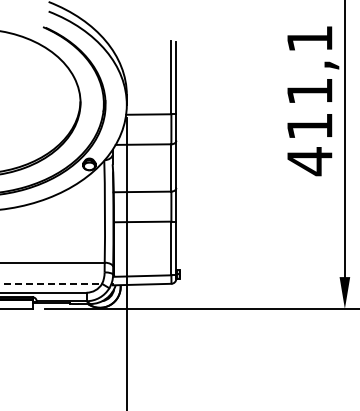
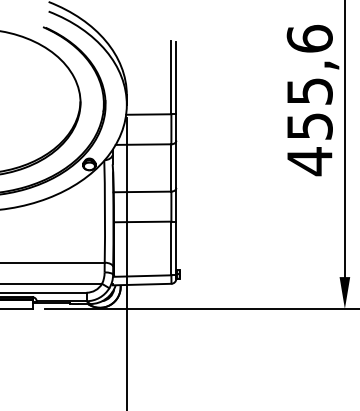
text: 411,1 -> 455,6 (309, 81)
line: dashed -> solid (51, 283)
